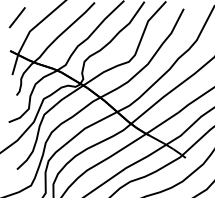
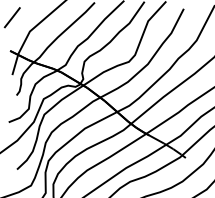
line position: (16, 17) -> (11, 17) (11, 17)
